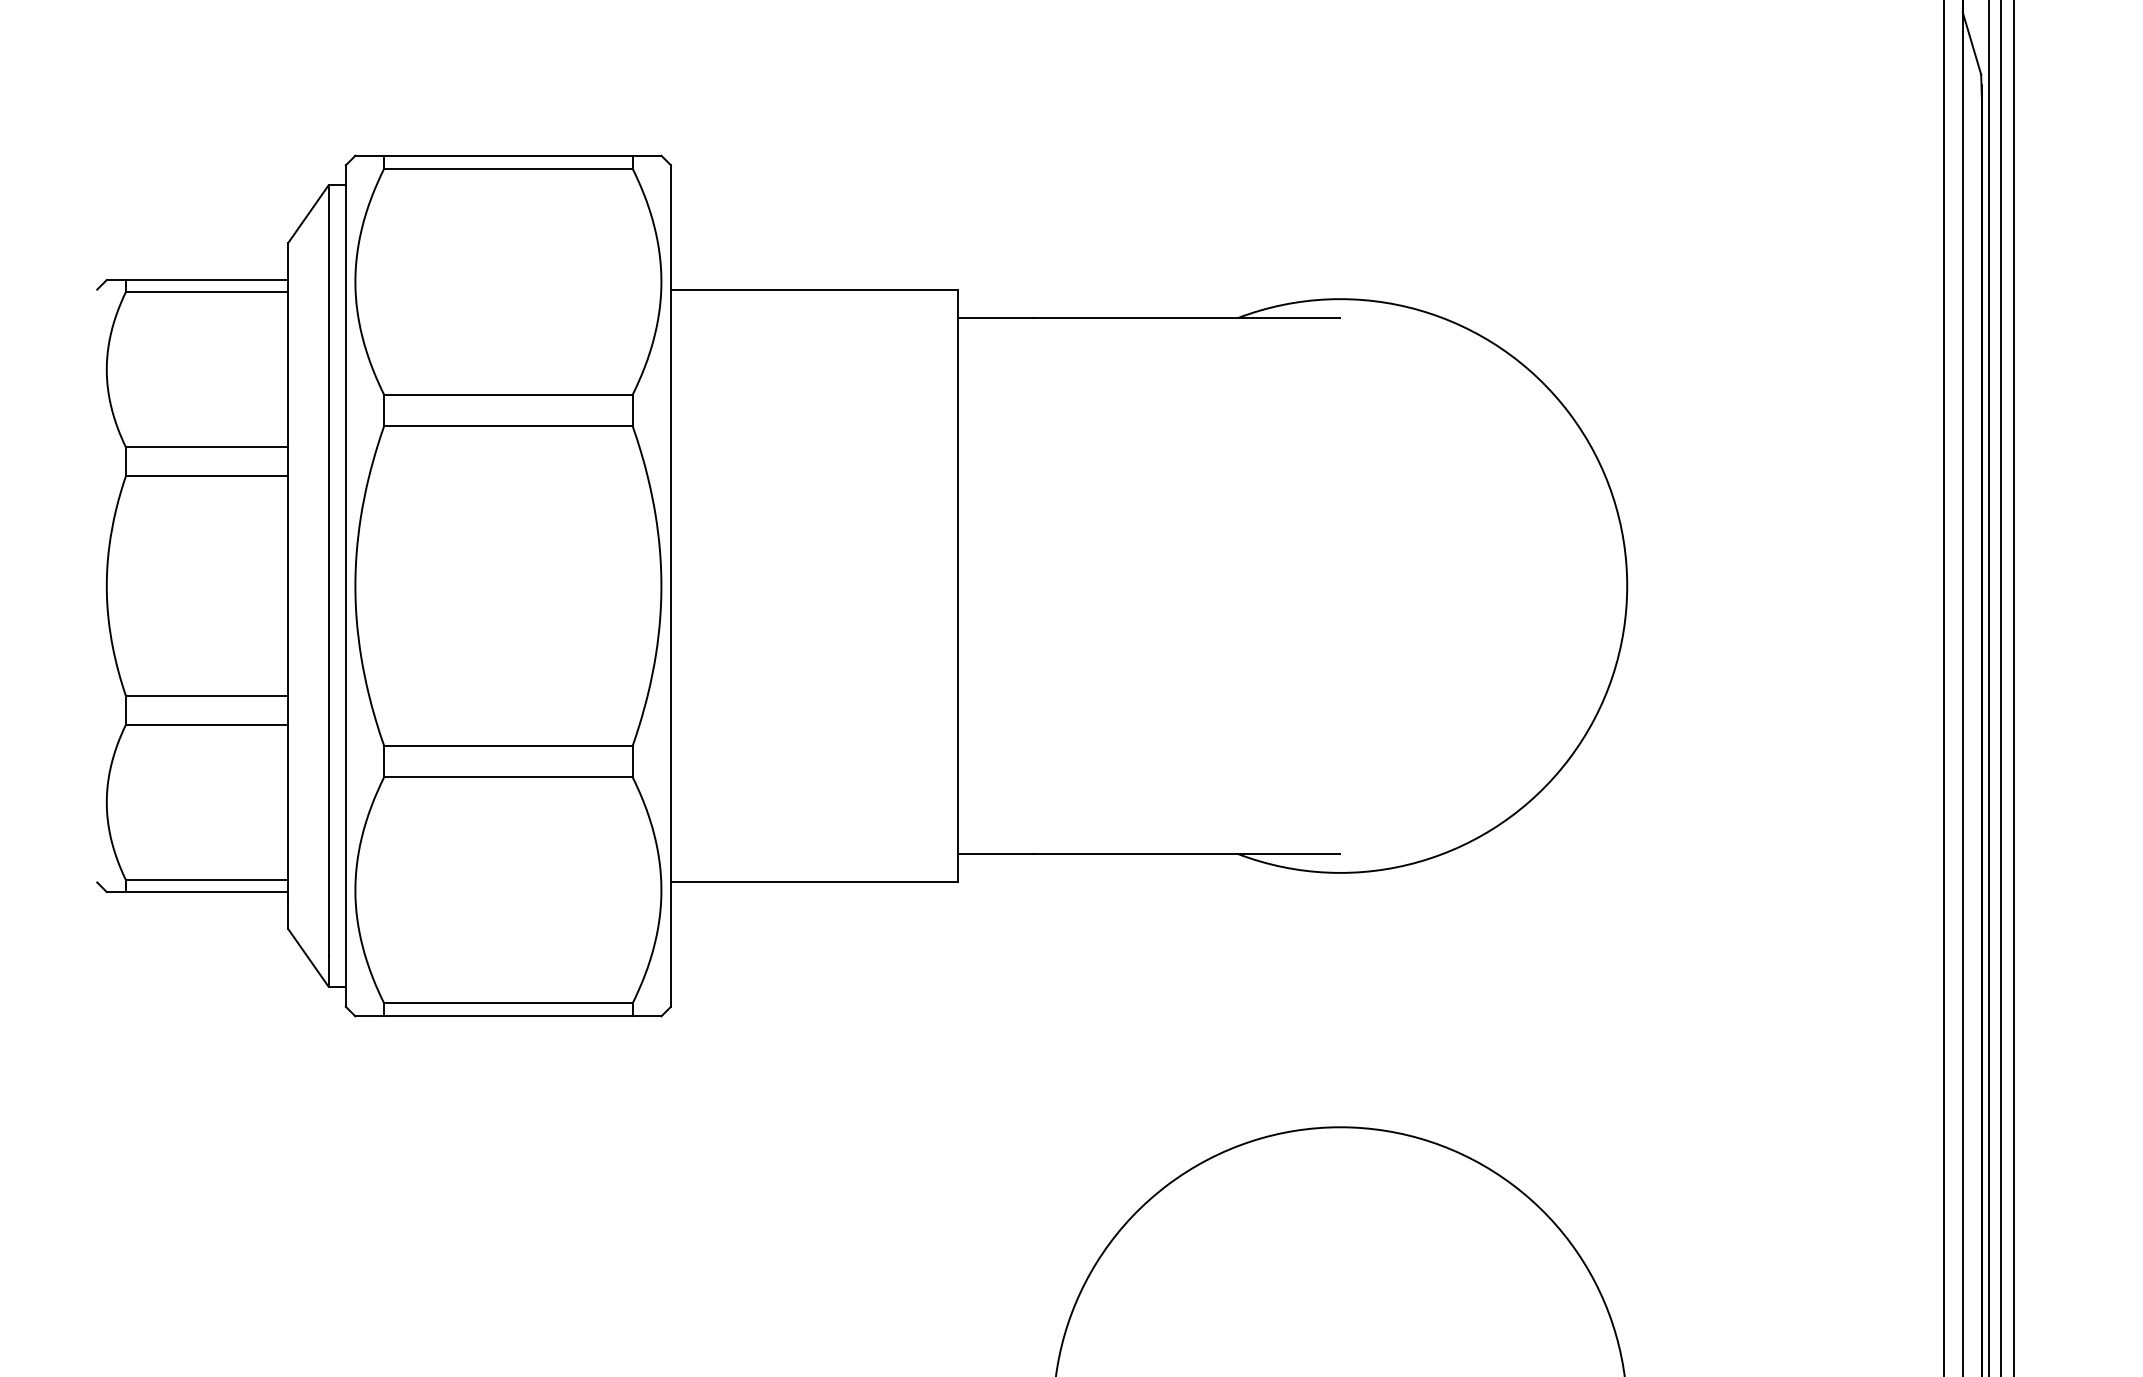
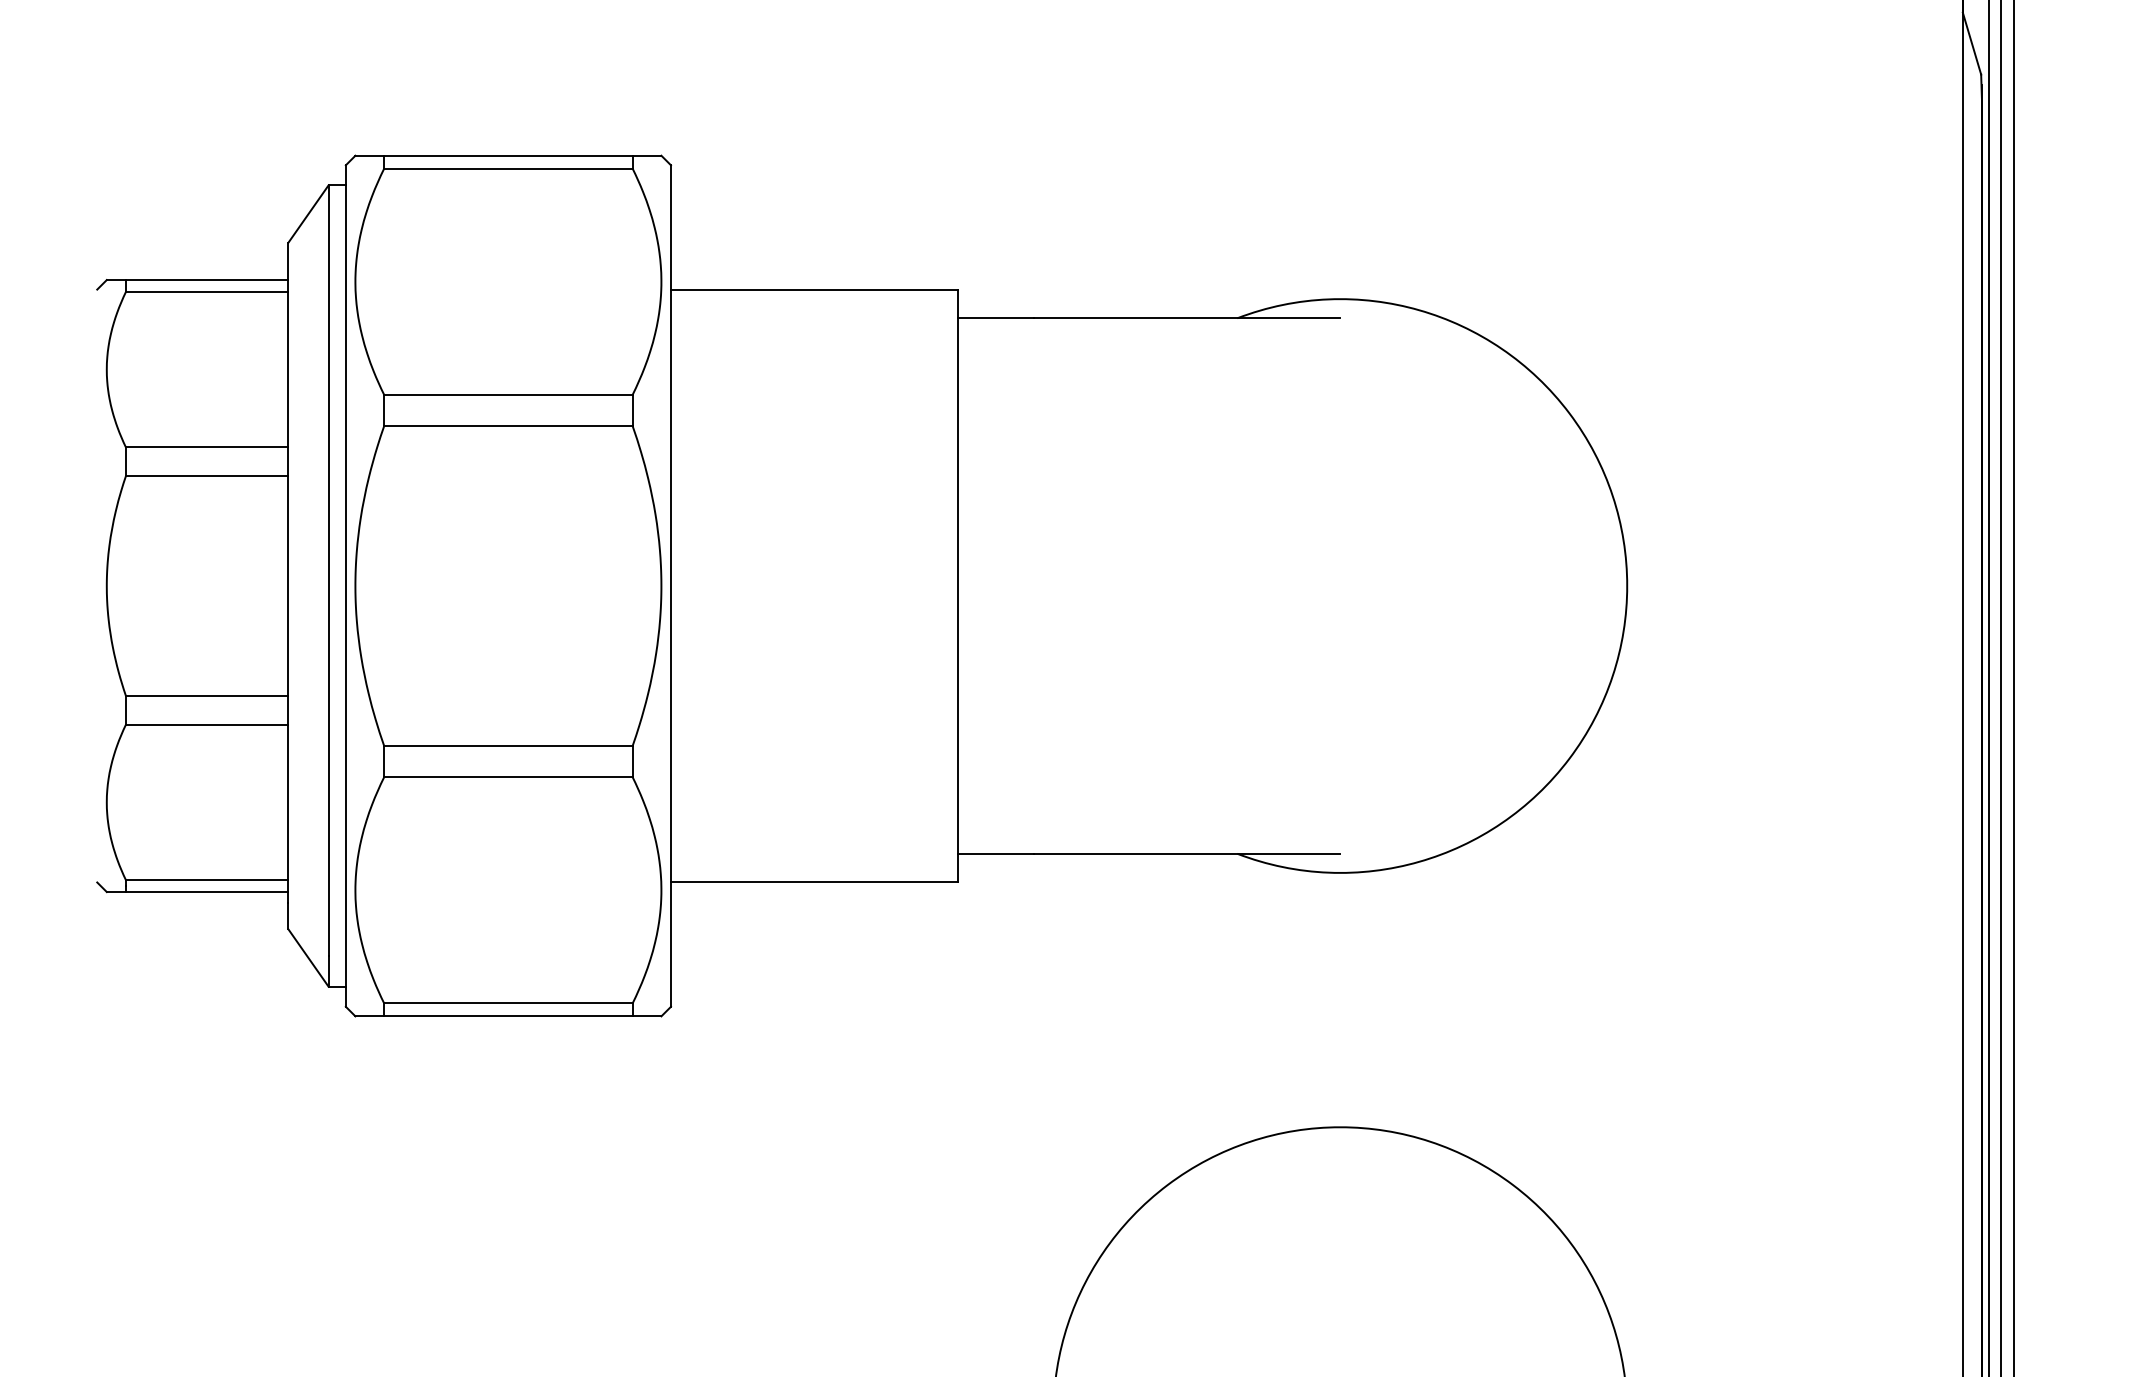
line: present -> none (1943, 687)
